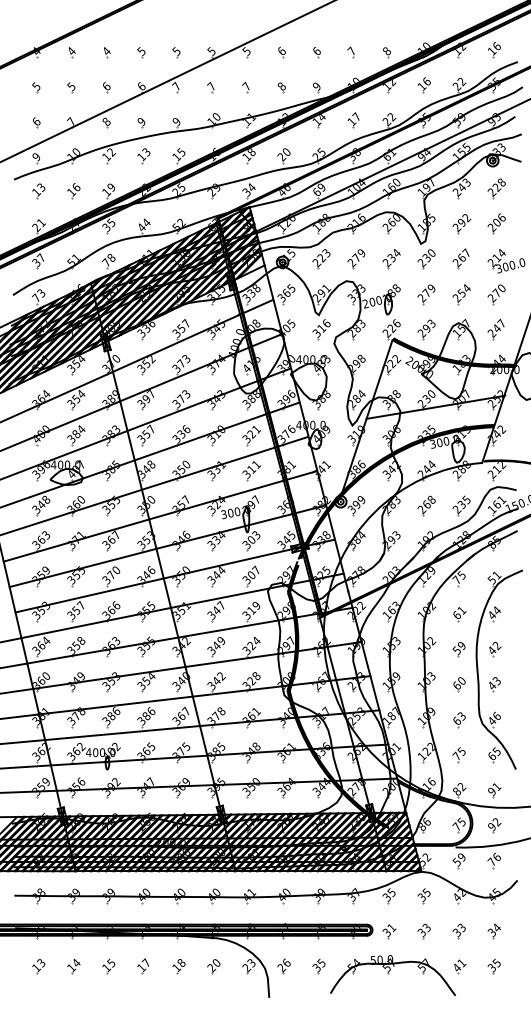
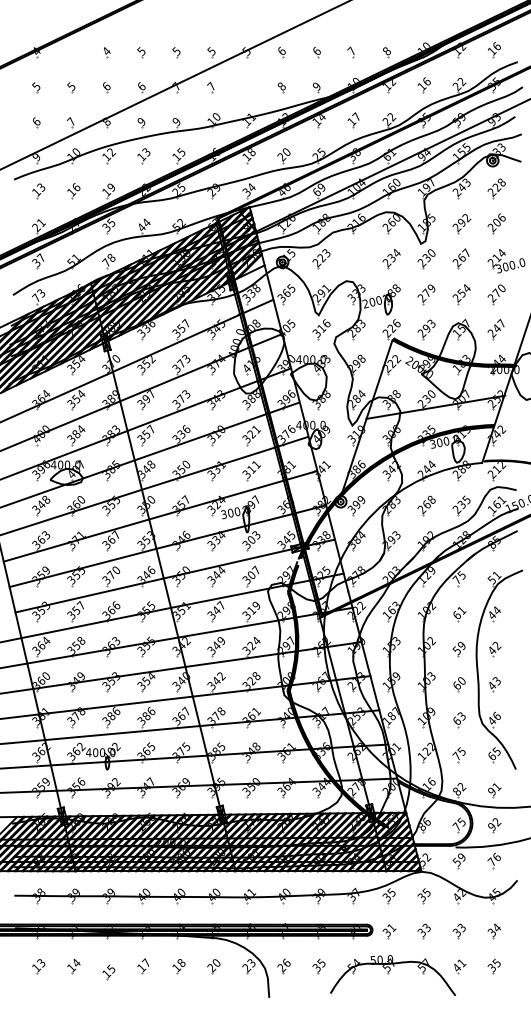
part: present -> none (72, 52)
line position: (166, 81) -> (174, 85) (174, 85)
part: present -> none (245, 87)
part: present -> none (356, 259)
part position: (108, 966) -> (108, 972) (108, 972)
